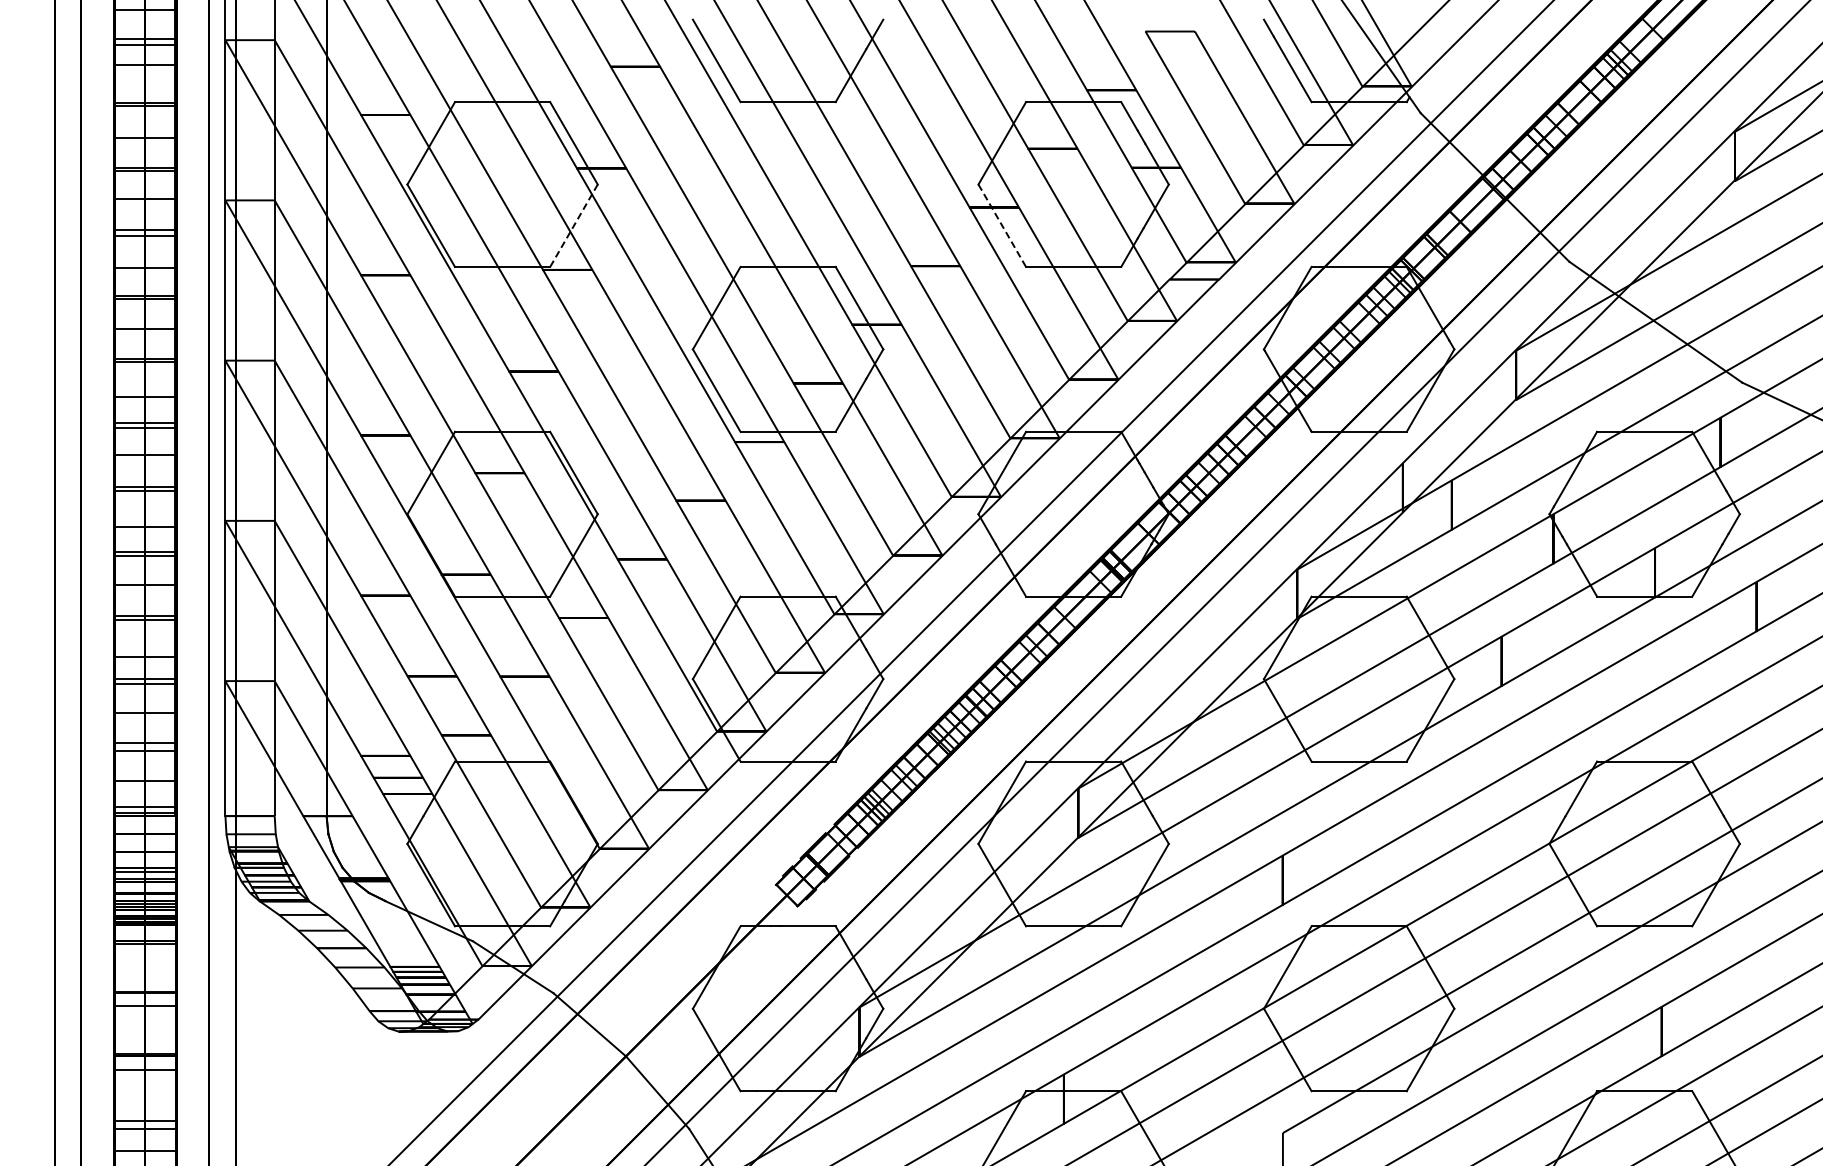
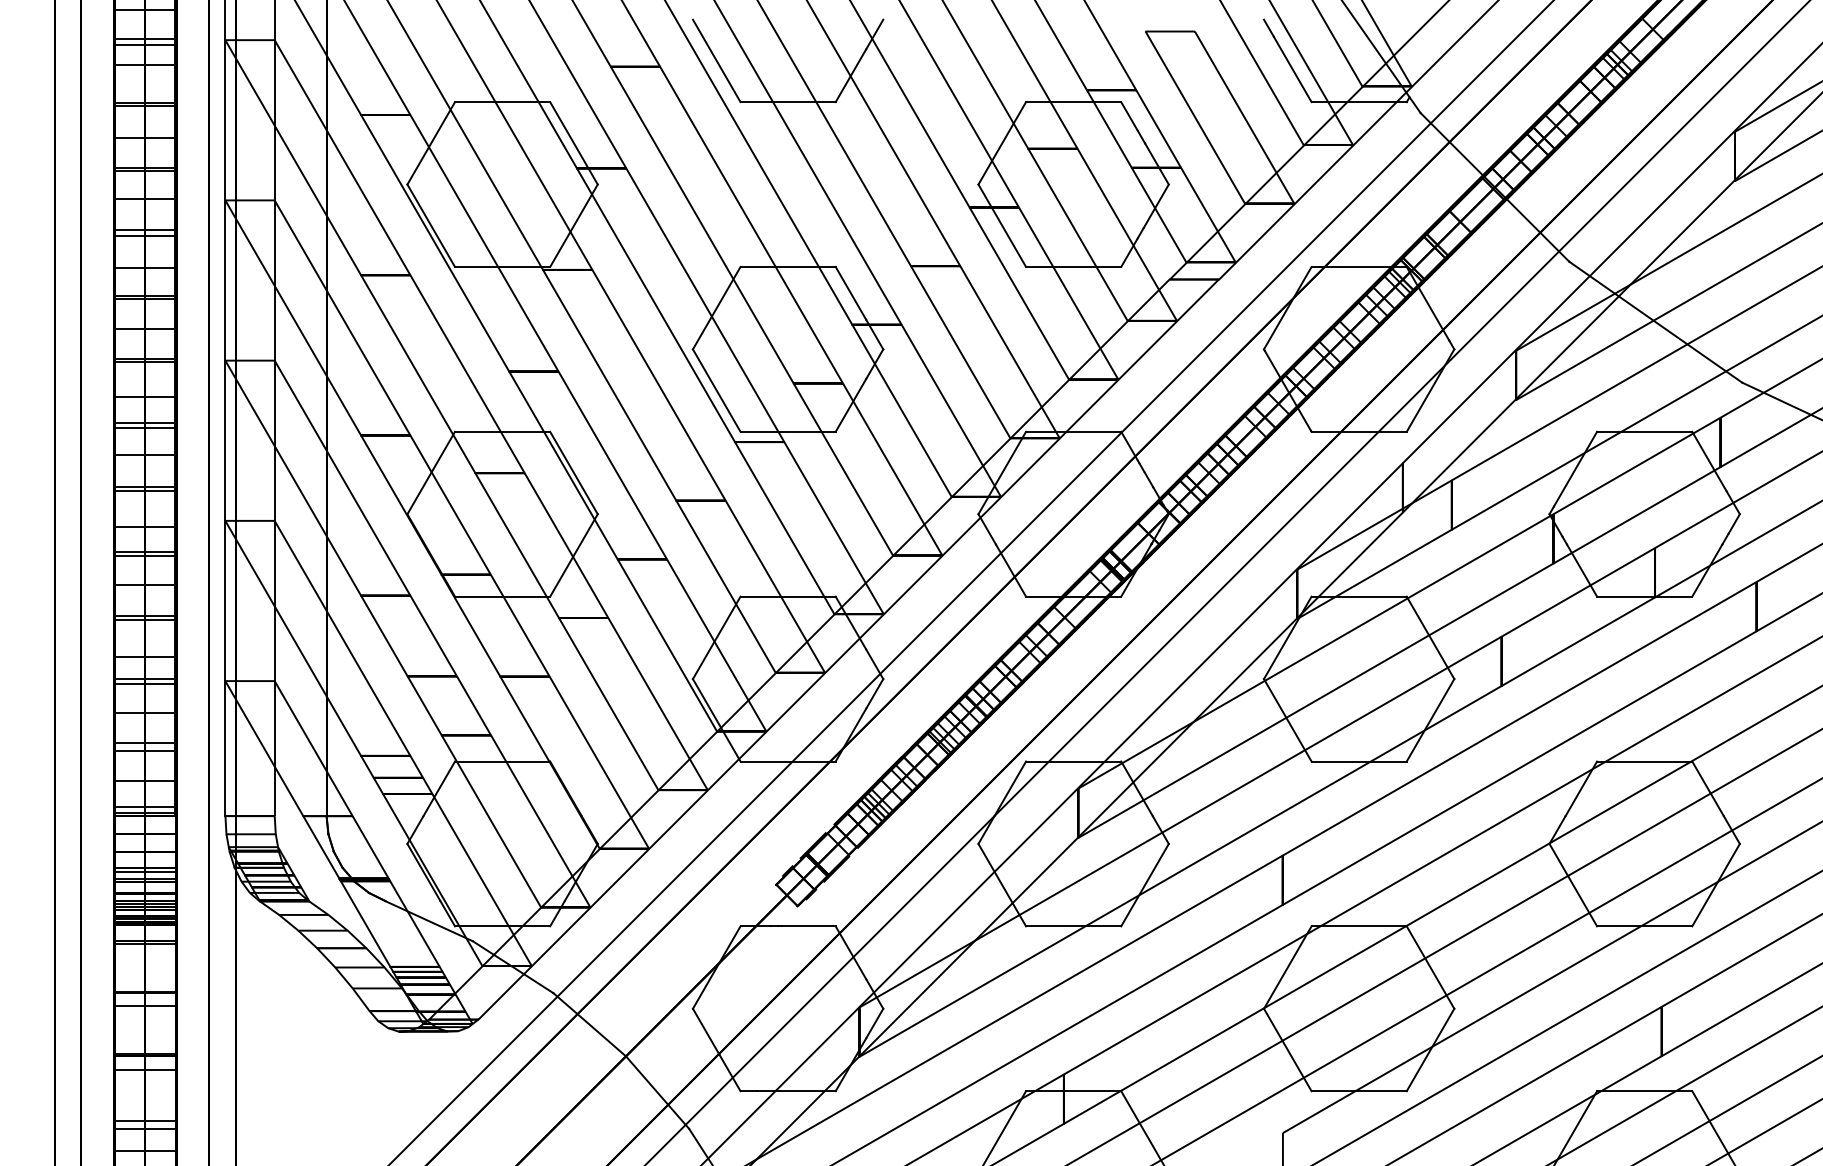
line: dashed -> solid (573, 225)
line: dashed -> solid (1002, 225)
